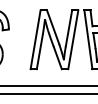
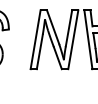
line: present -> none (48, 85)
line: present -> none (48, 94)
